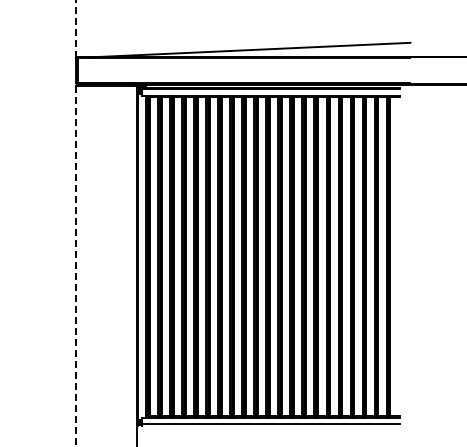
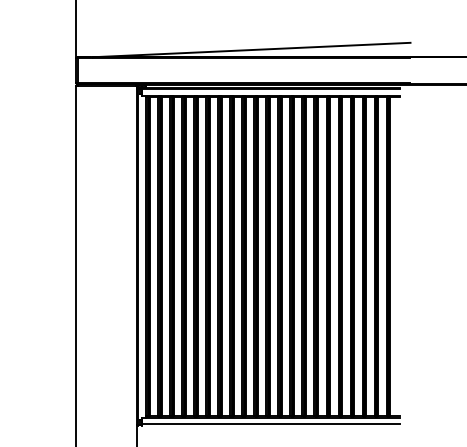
line: dashed -> solid (76, 29)
line: dashed -> solid (76, 266)
